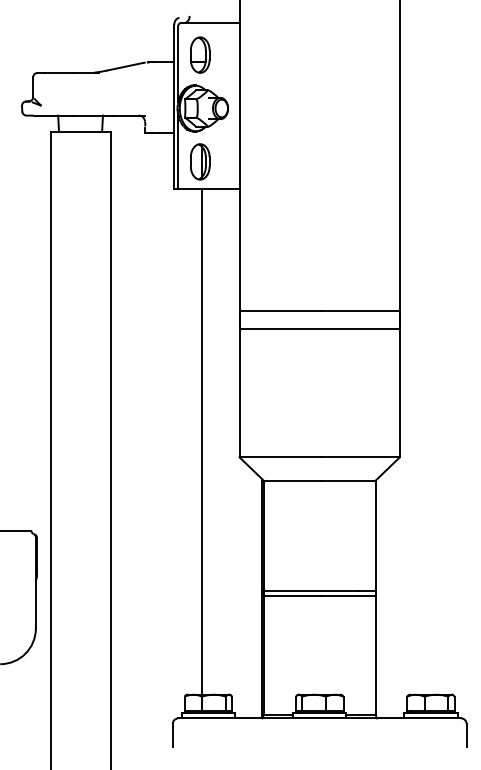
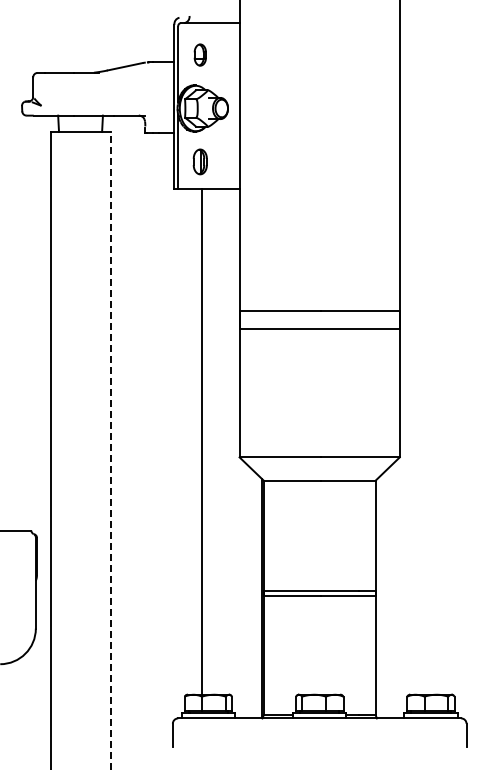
part size: 21x38 px -> 14x24 px (199, 54)
part size: 21x38 px -> 16x28 px (199, 161)
line: solid -> dashed (110, 450)
